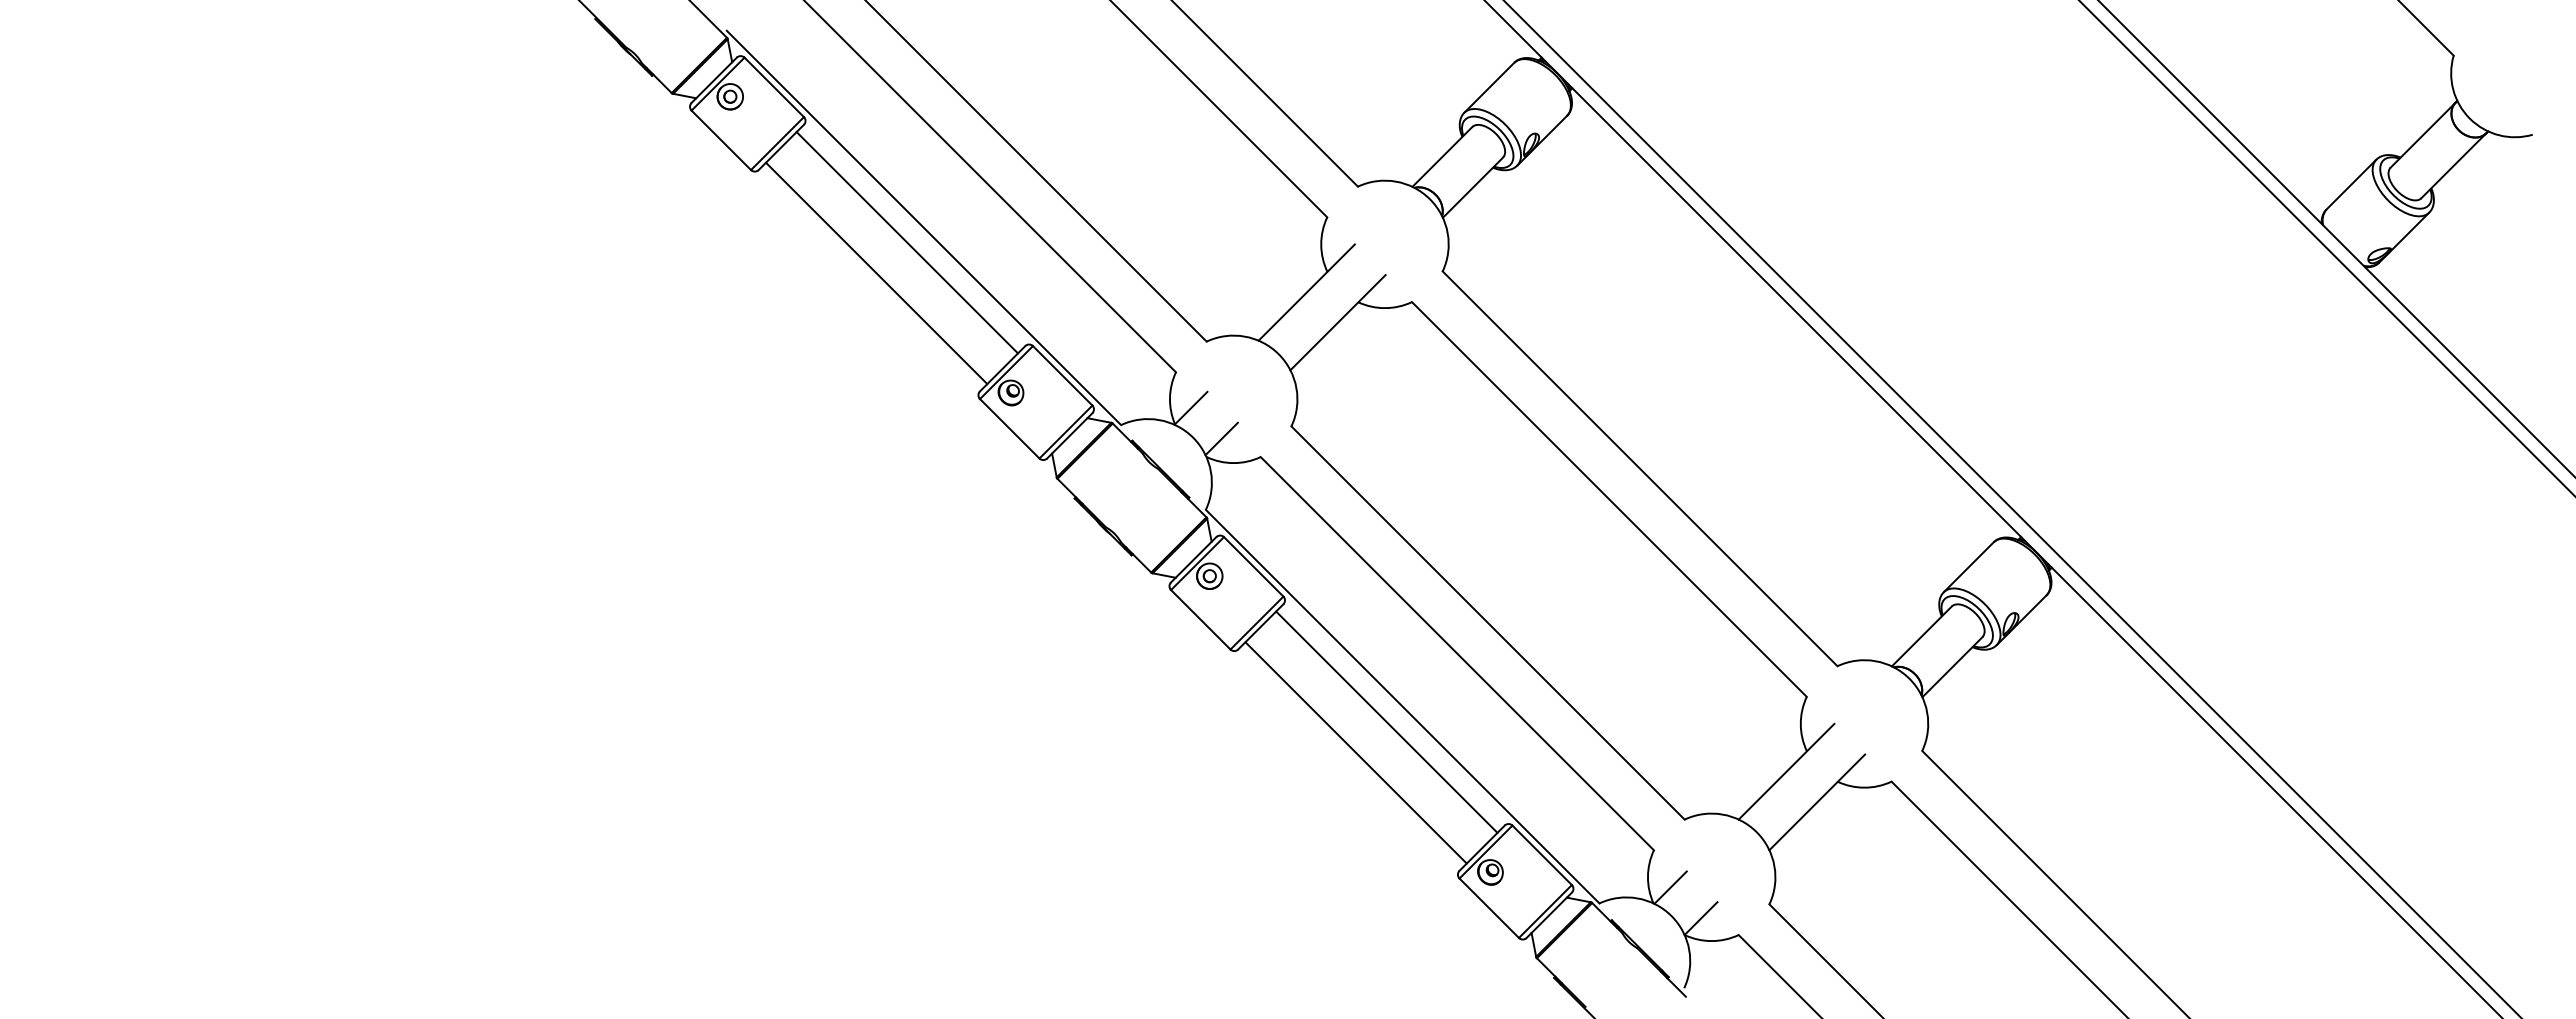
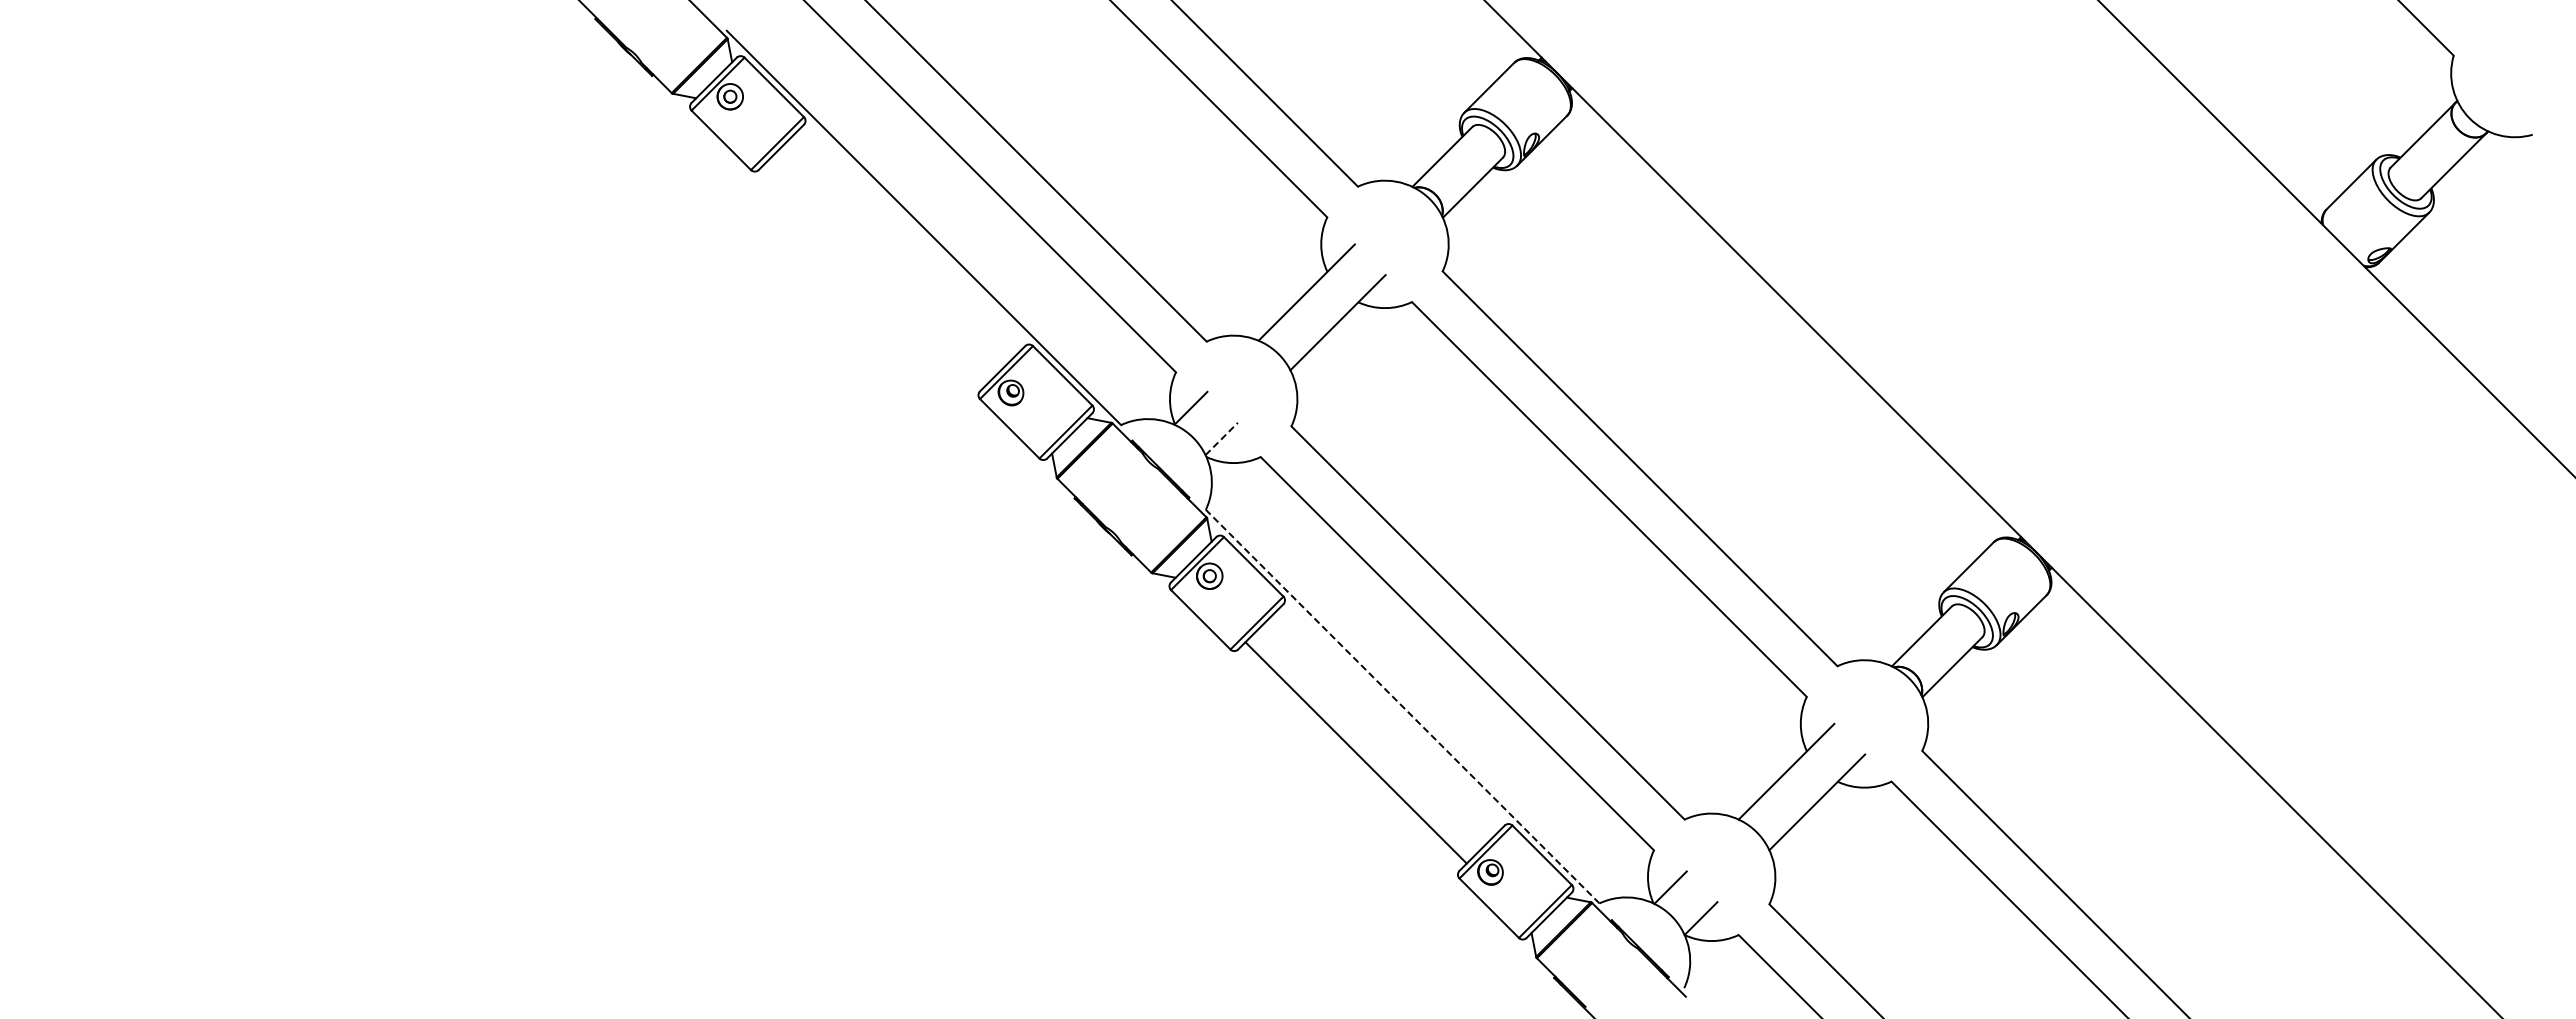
line: present -> none (907, 242)
line: present -> none (2326, 248)
line: present -> none (876, 273)
line: solid -> dashed (1221, 438)
line: present -> none (2012, 508)
line: solid -> dashed (1402, 706)
line: present -> none (1386, 721)
